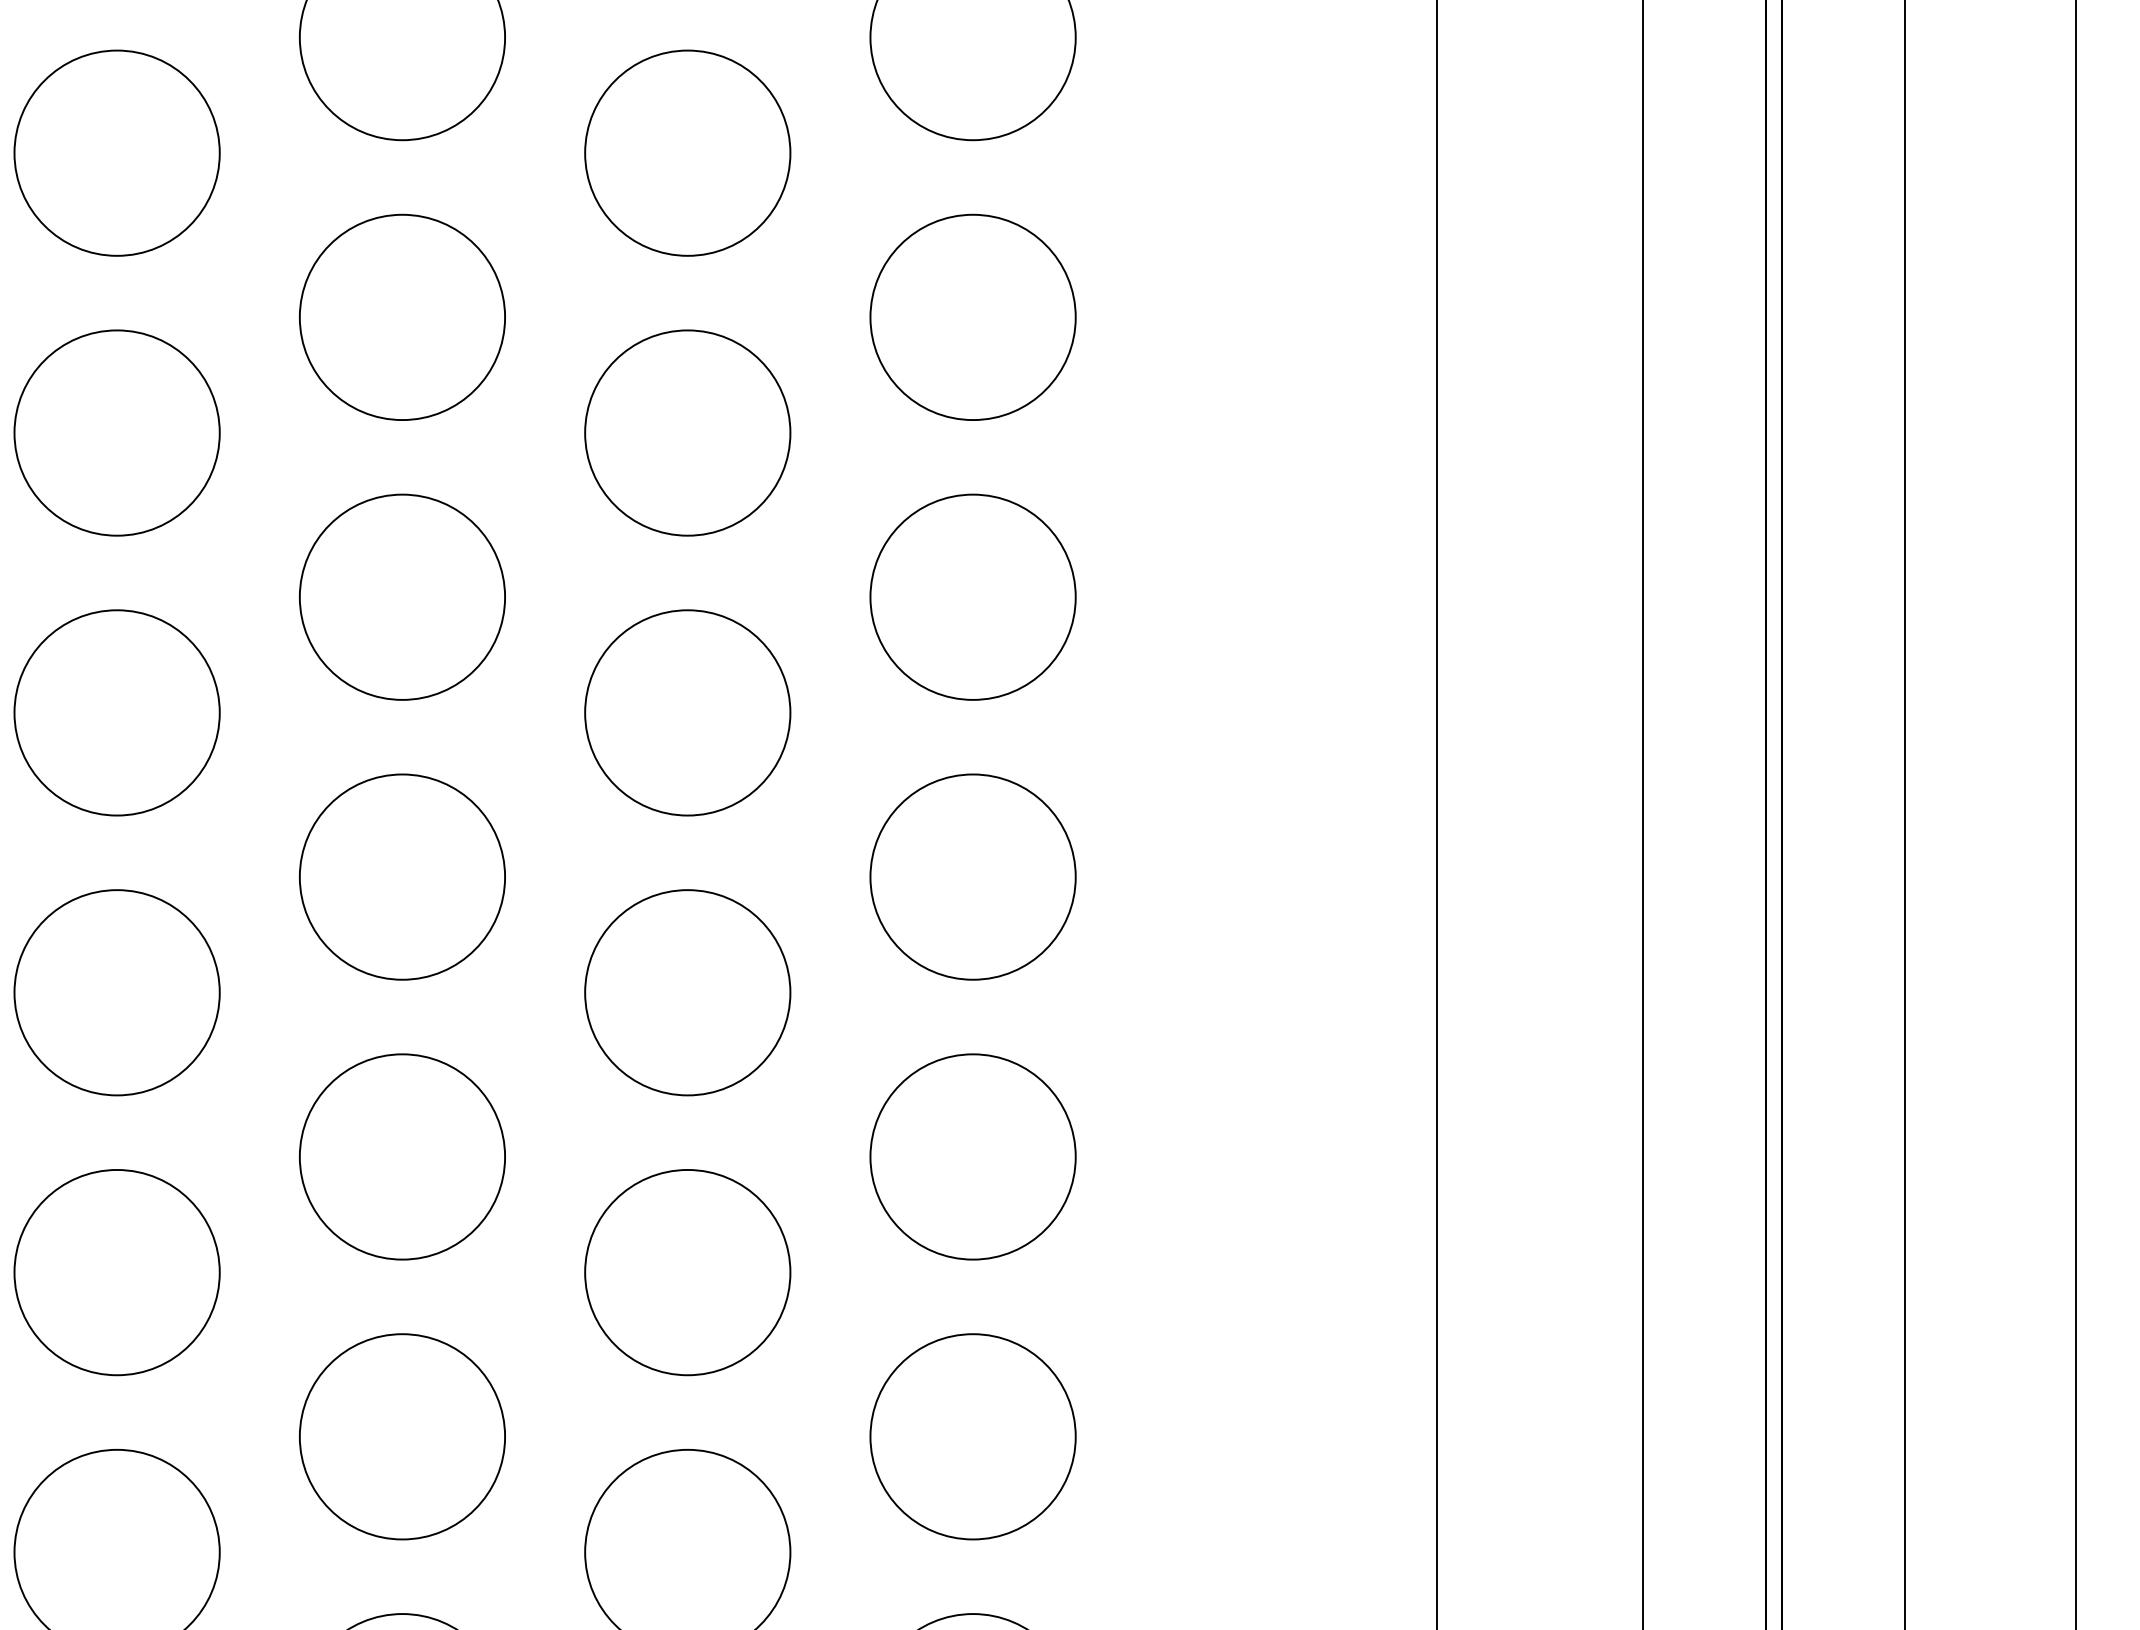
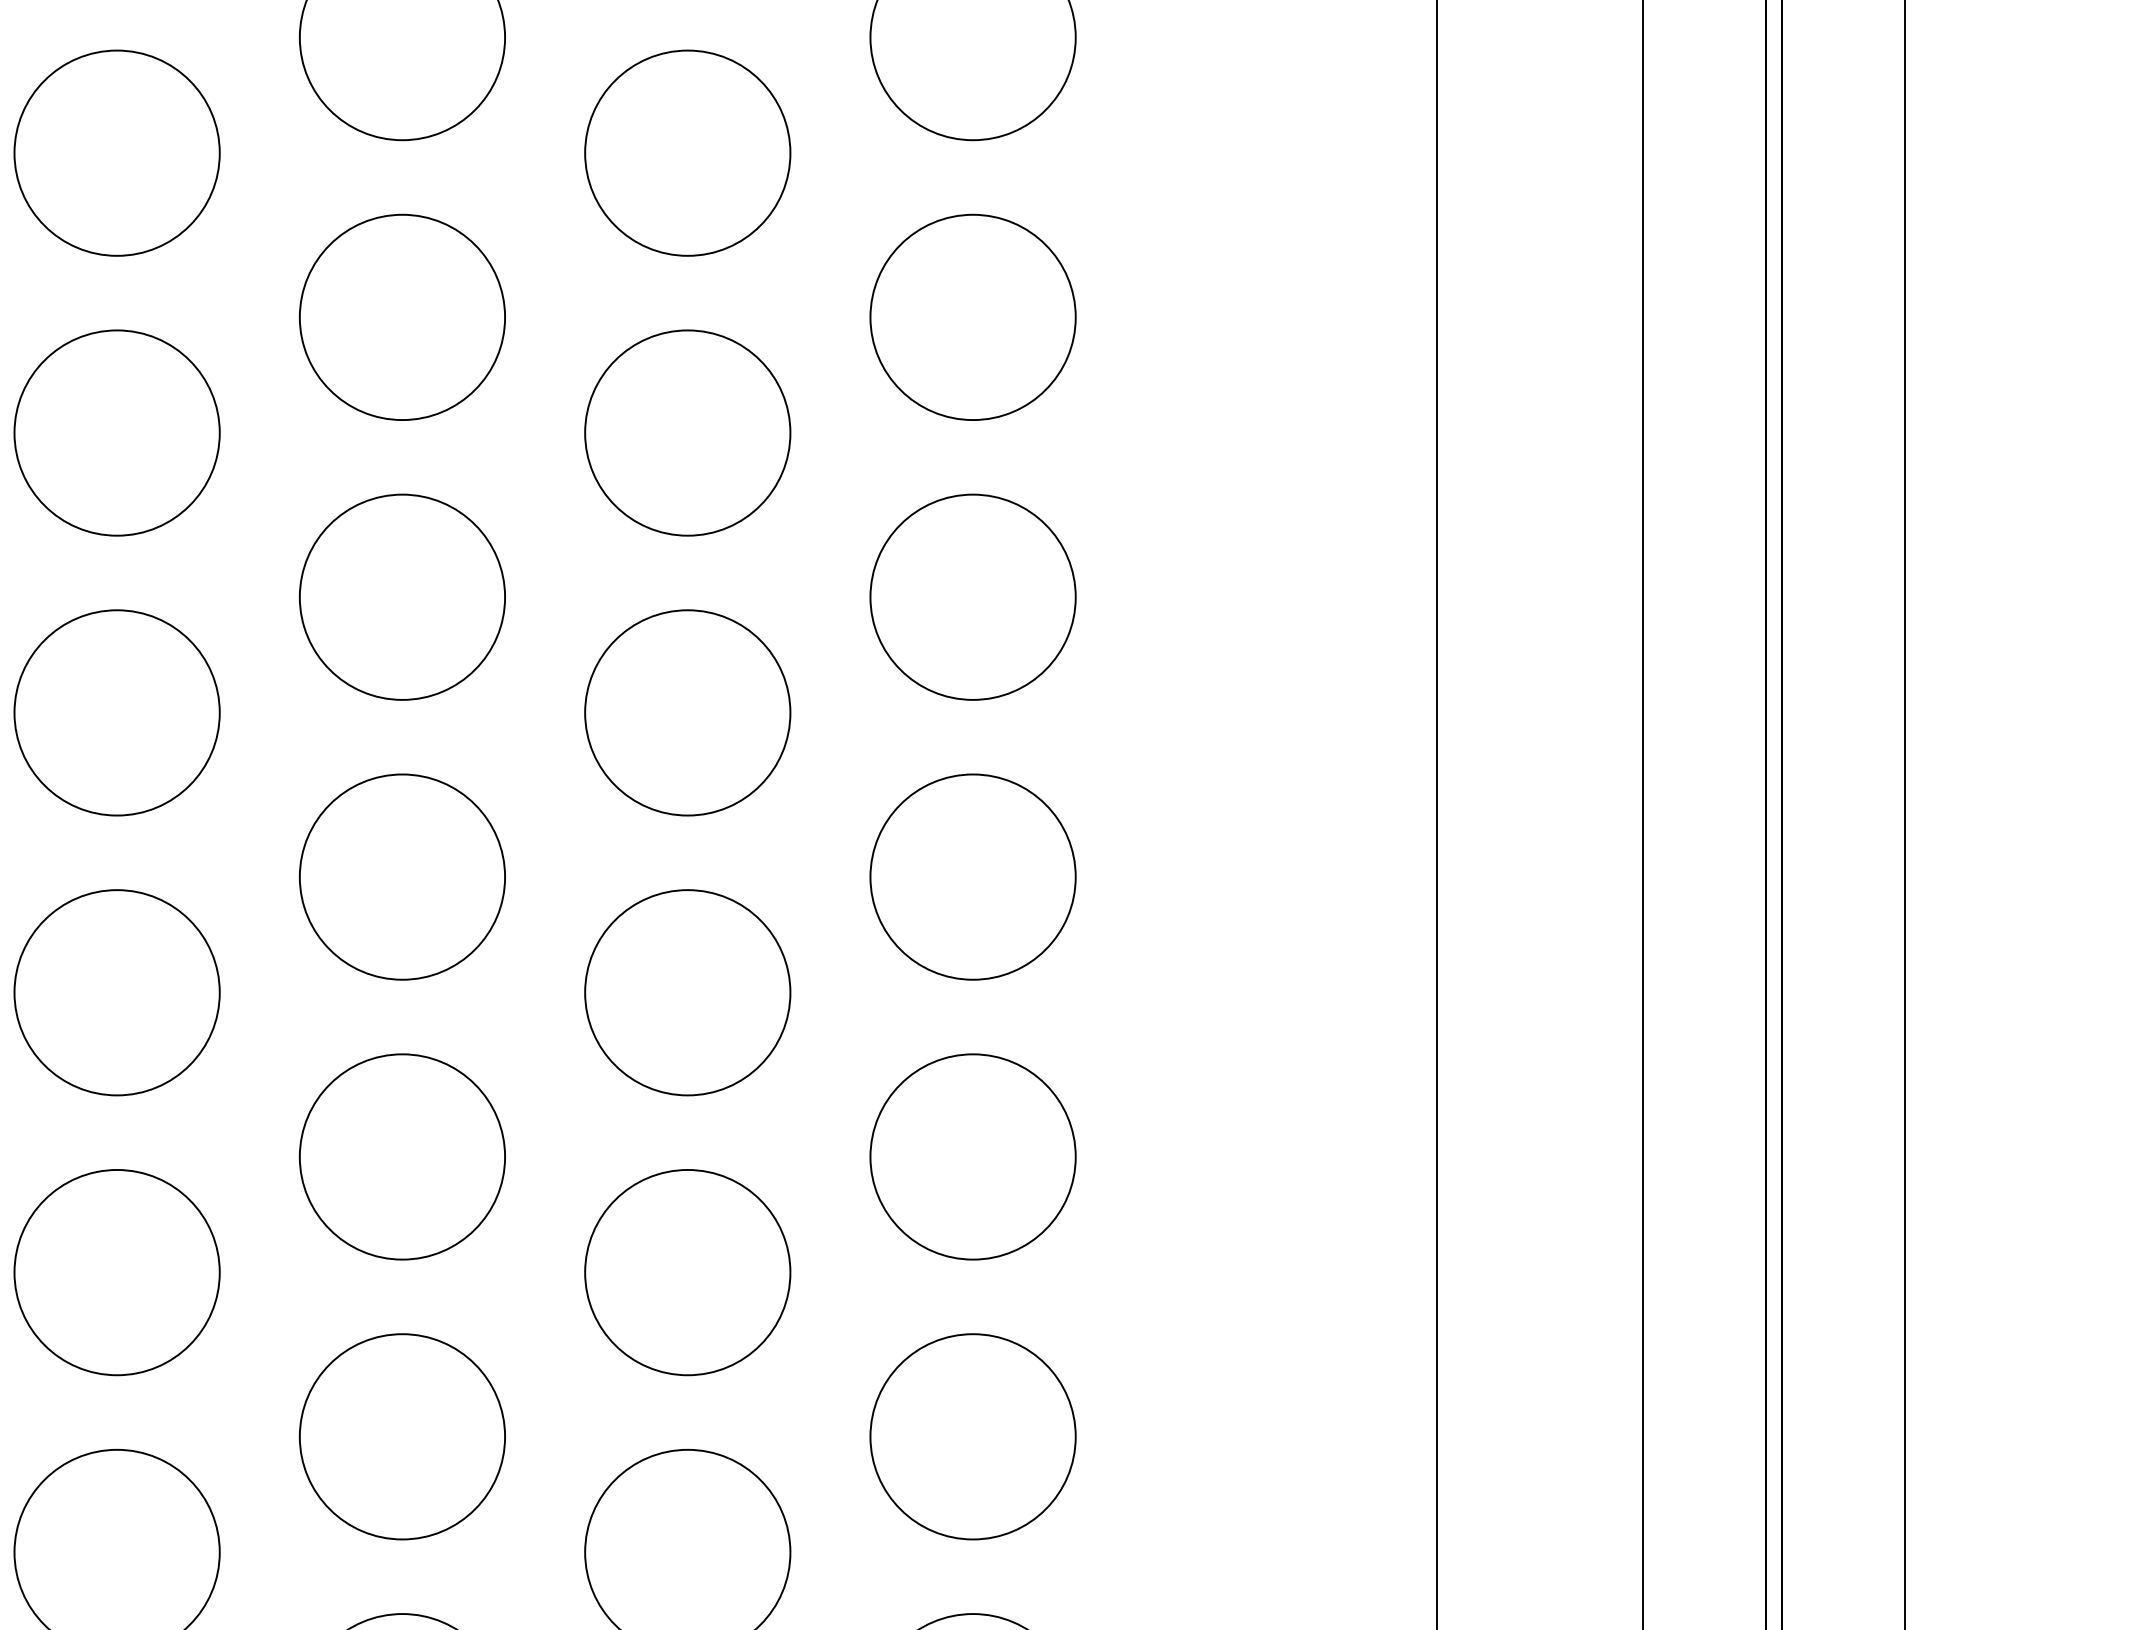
line: present -> none (2075, 814)
